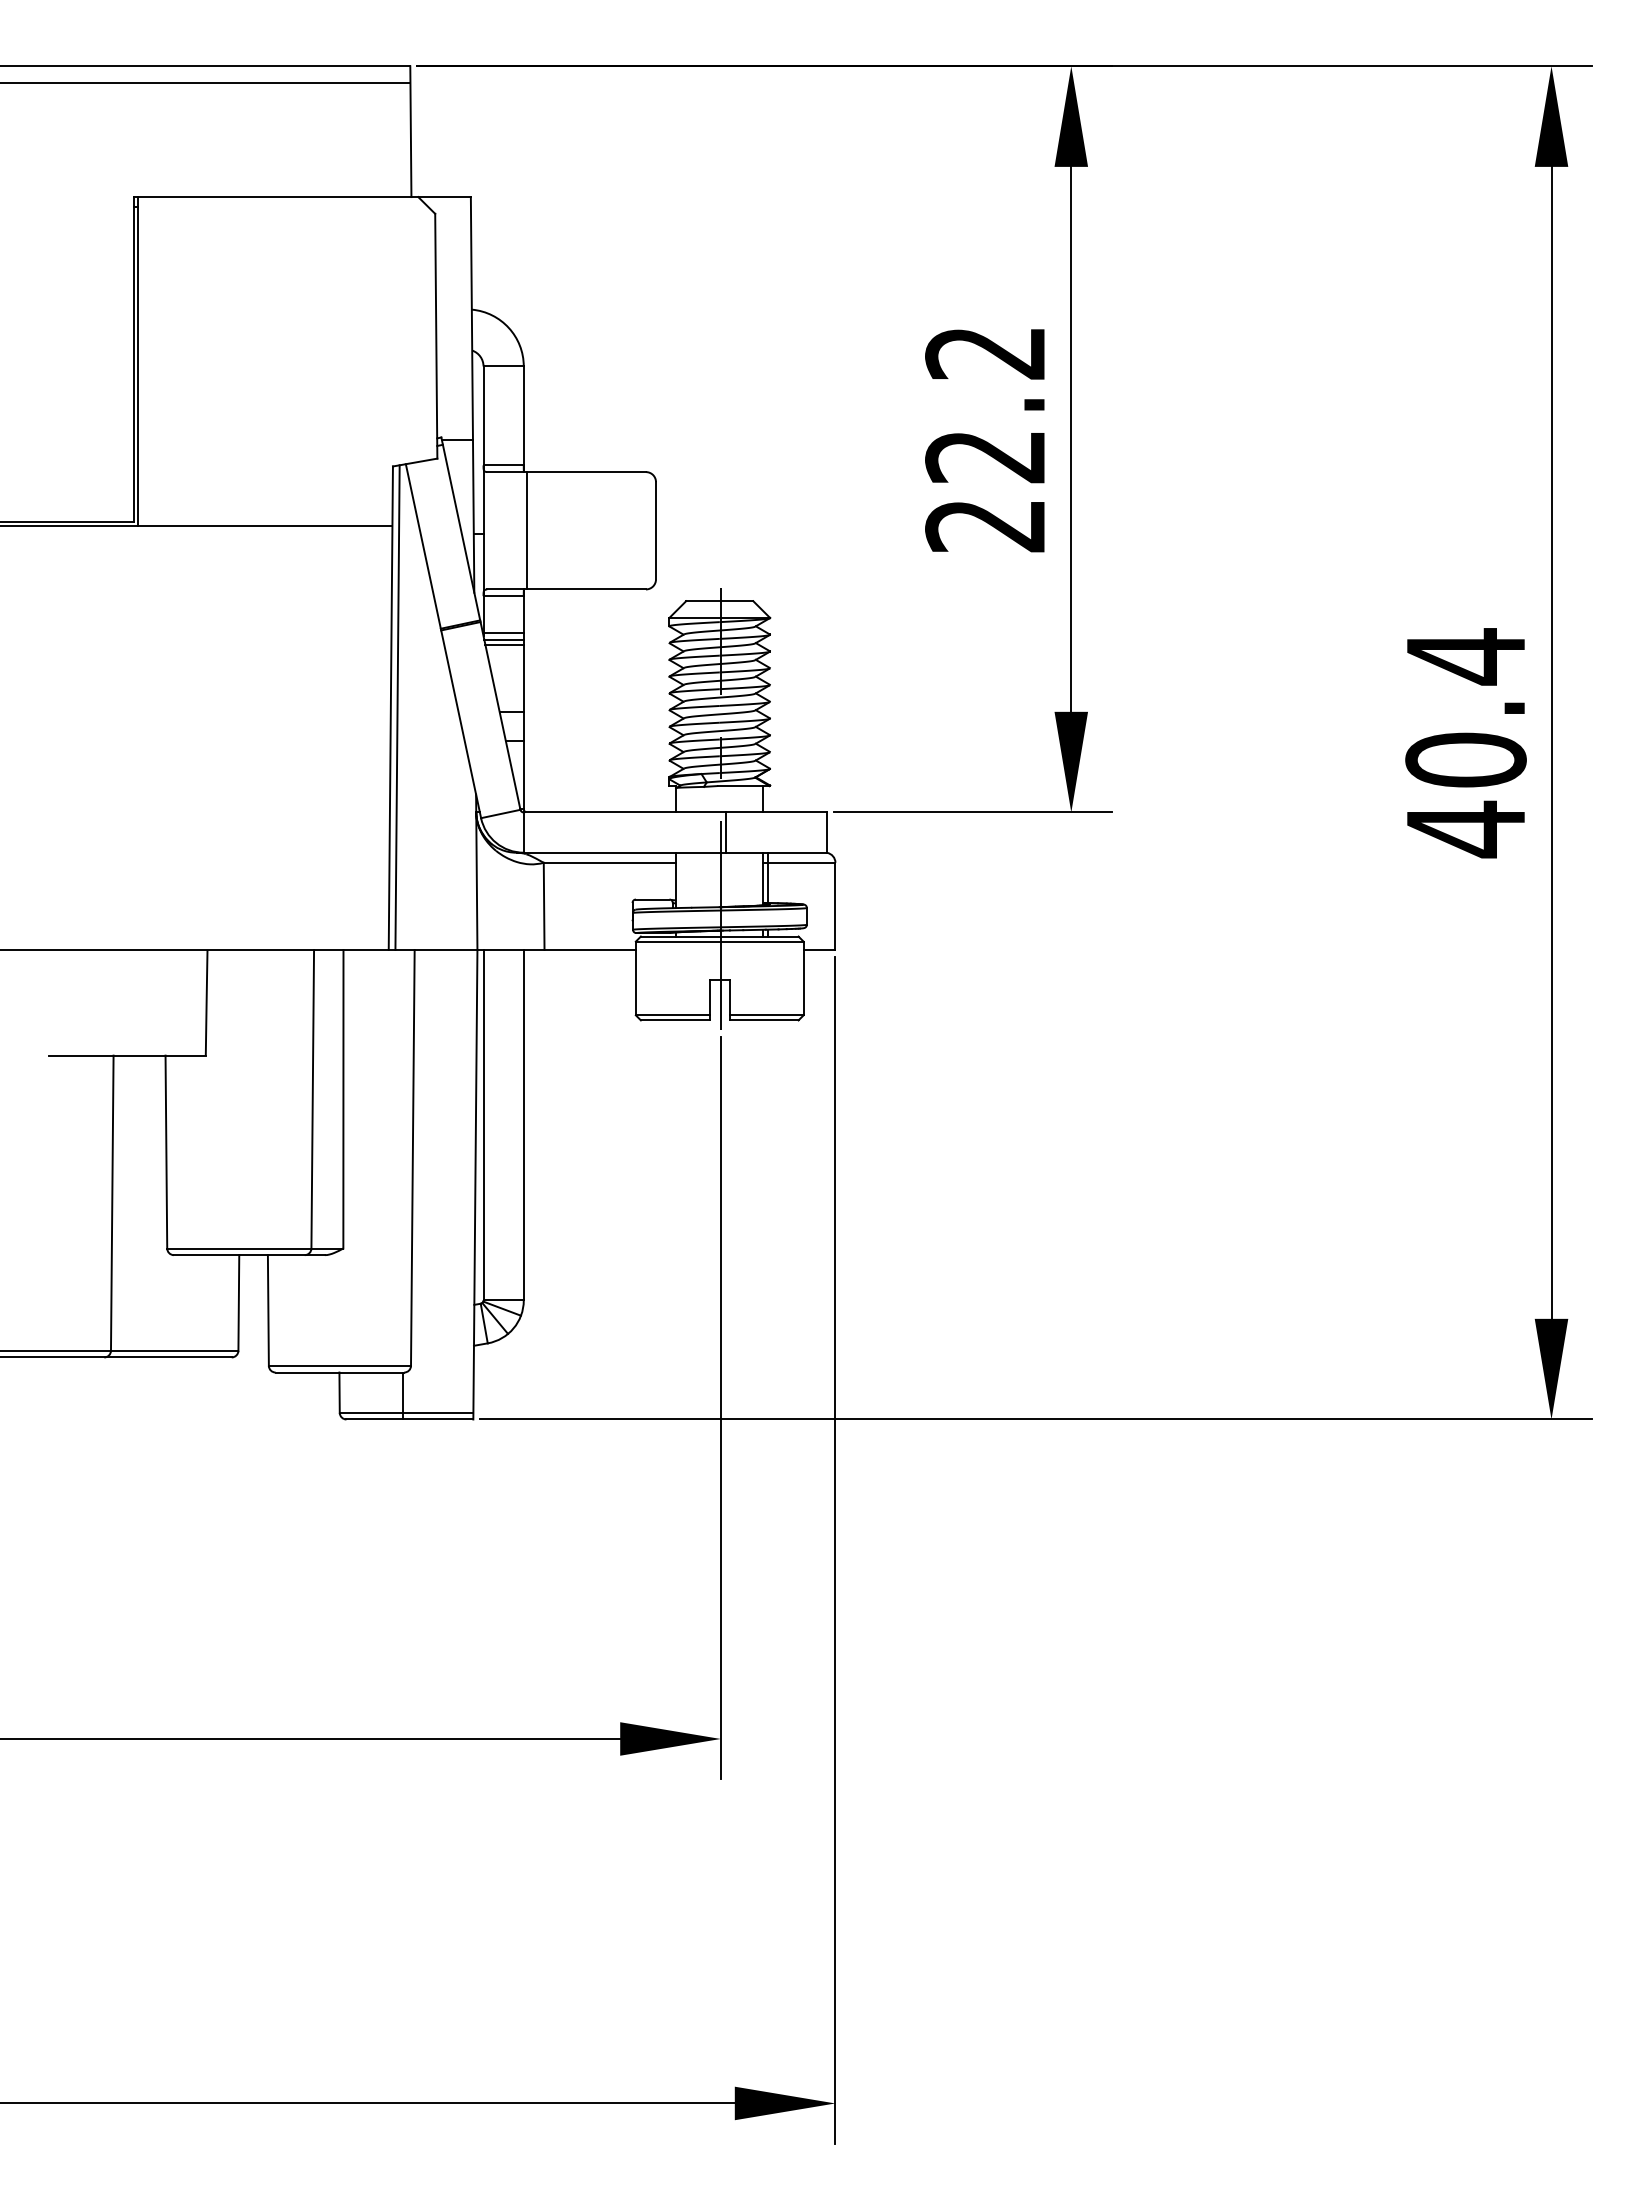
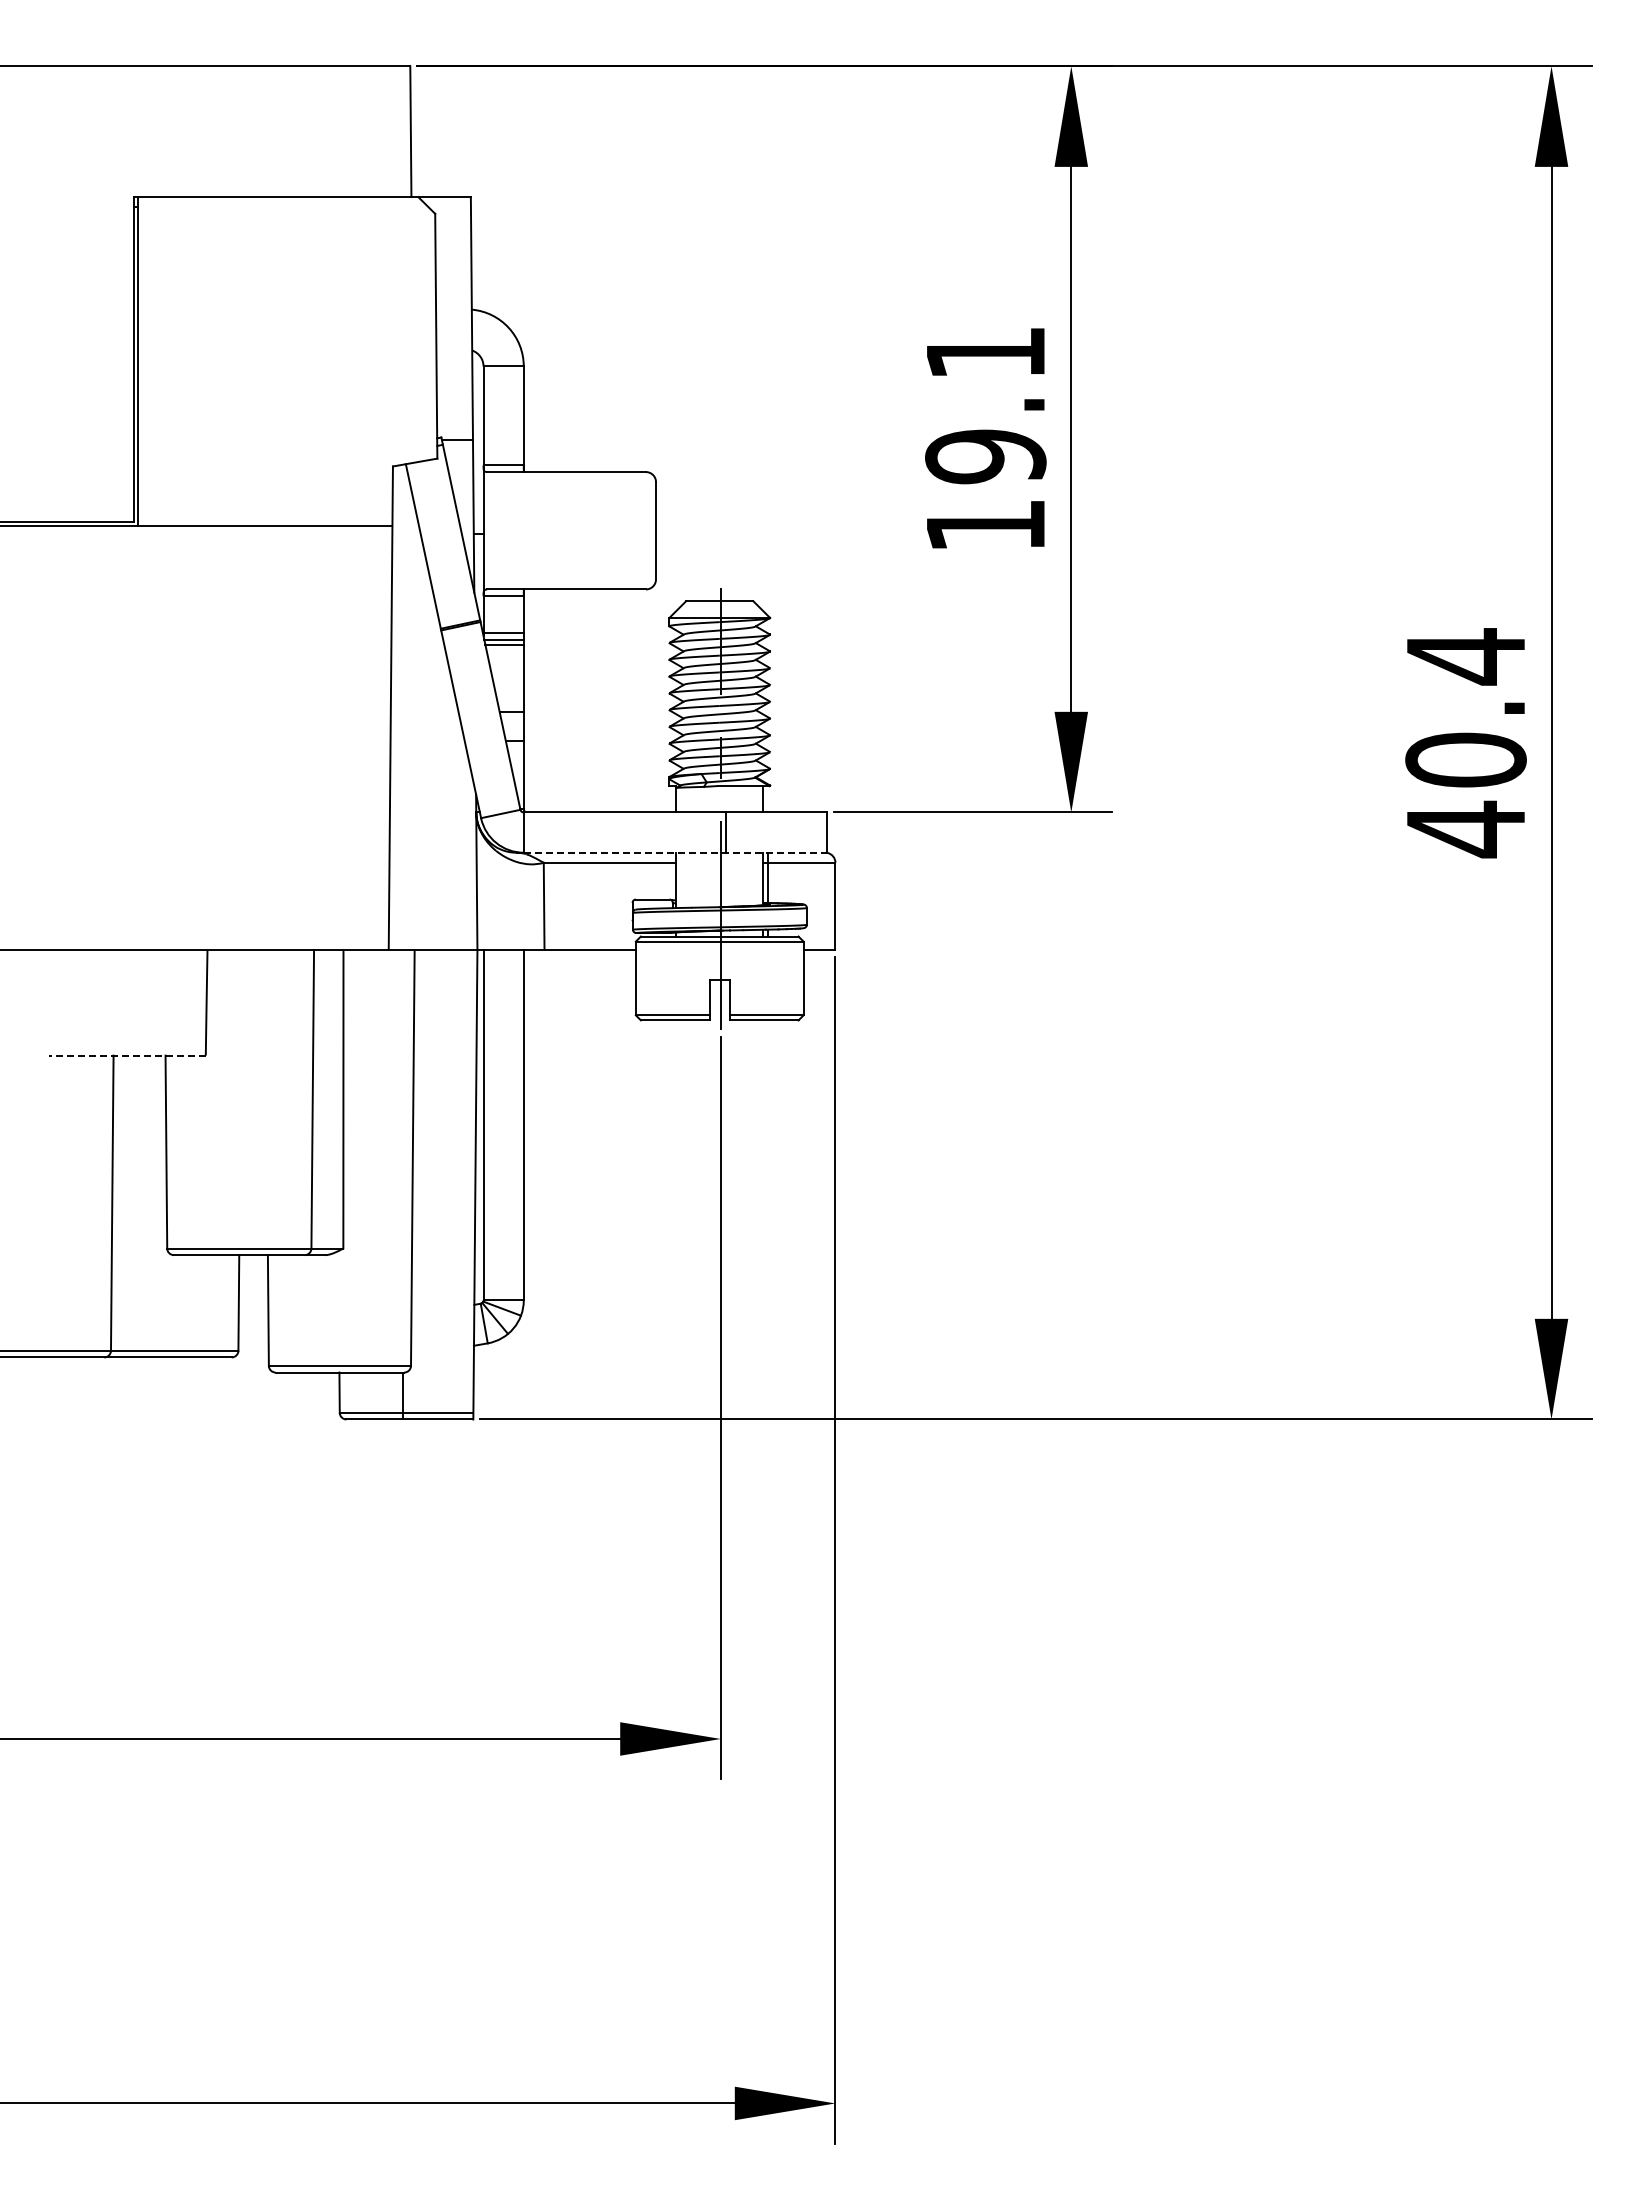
line: present -> none (206, 82)
text: 22.2 -> 19.1 (985, 440)
line: present -> none (527, 530)
line: present -> none (397, 707)
line: solid -> dashed (675, 852)
line: solid -> dashed (127, 1055)
